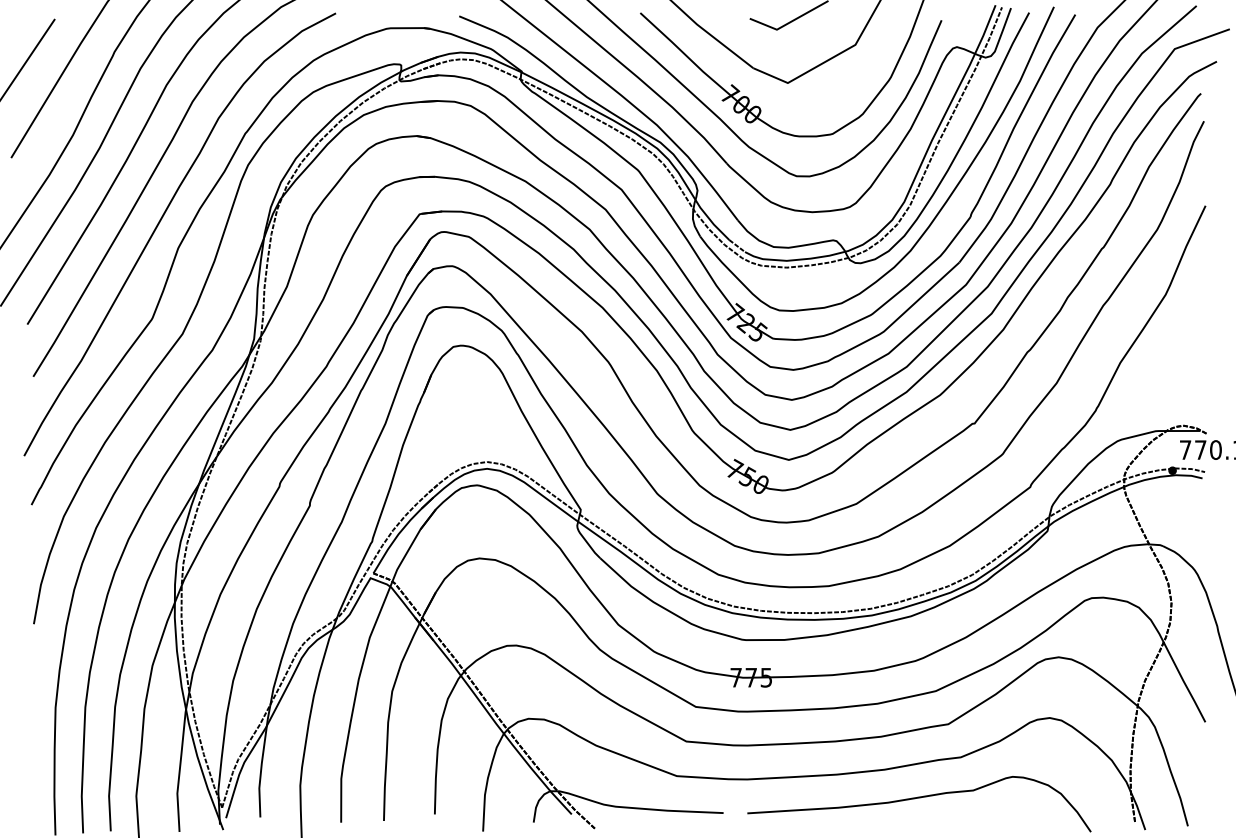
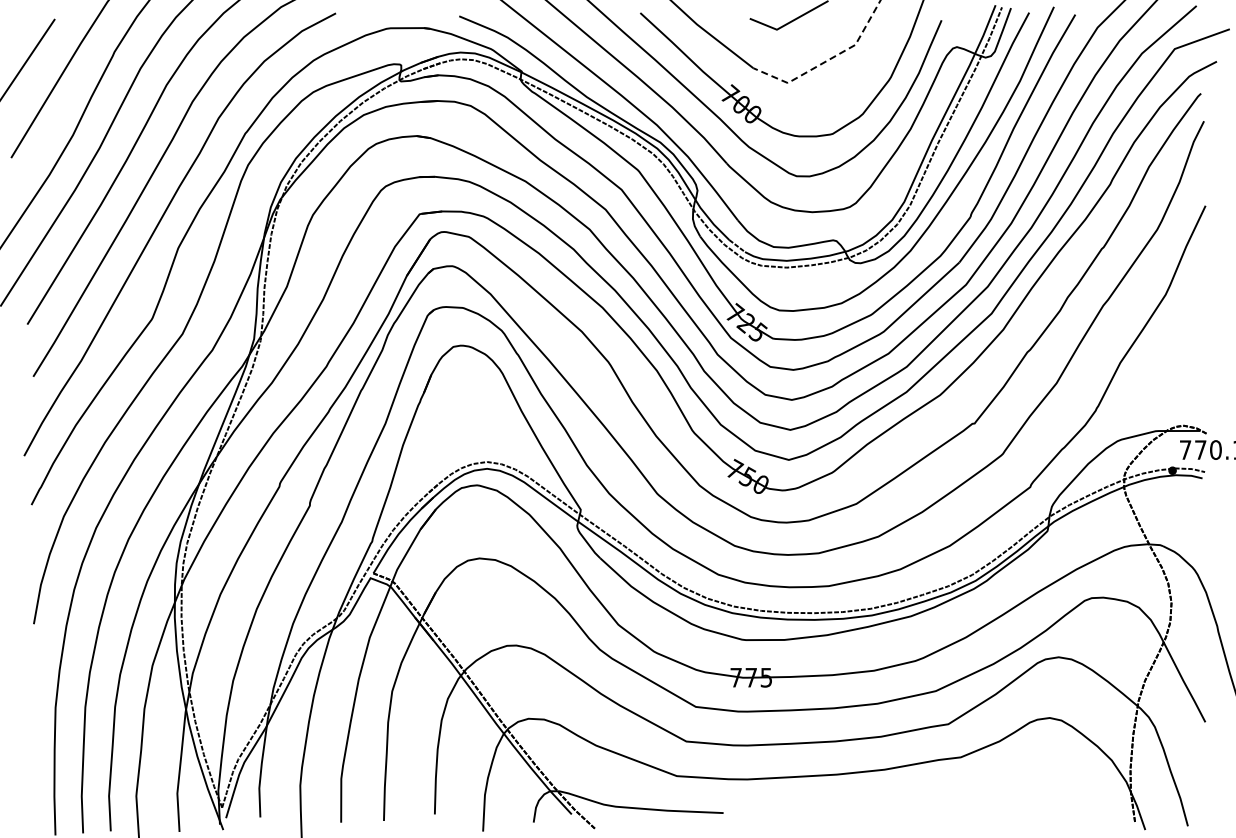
line: solid -> dashed (826, 61)
curve: present -> none (919, 798)
